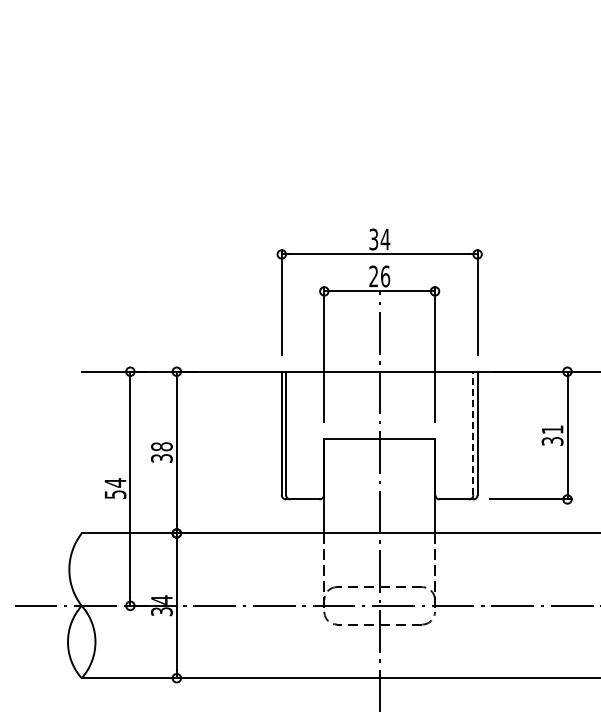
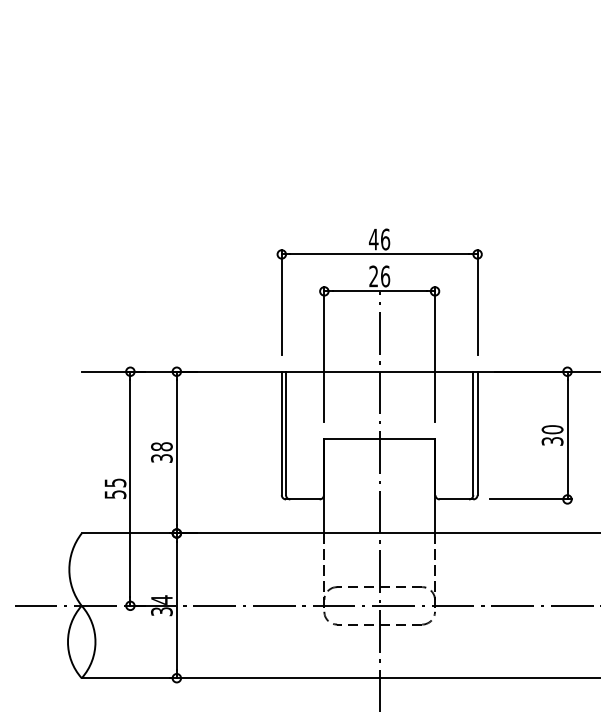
text: 34 -> 46 (379, 239)
text: 31 -> 30 (552, 429)
line: dashed -> solid (473, 433)
text: 54 -> 55 (115, 482)
